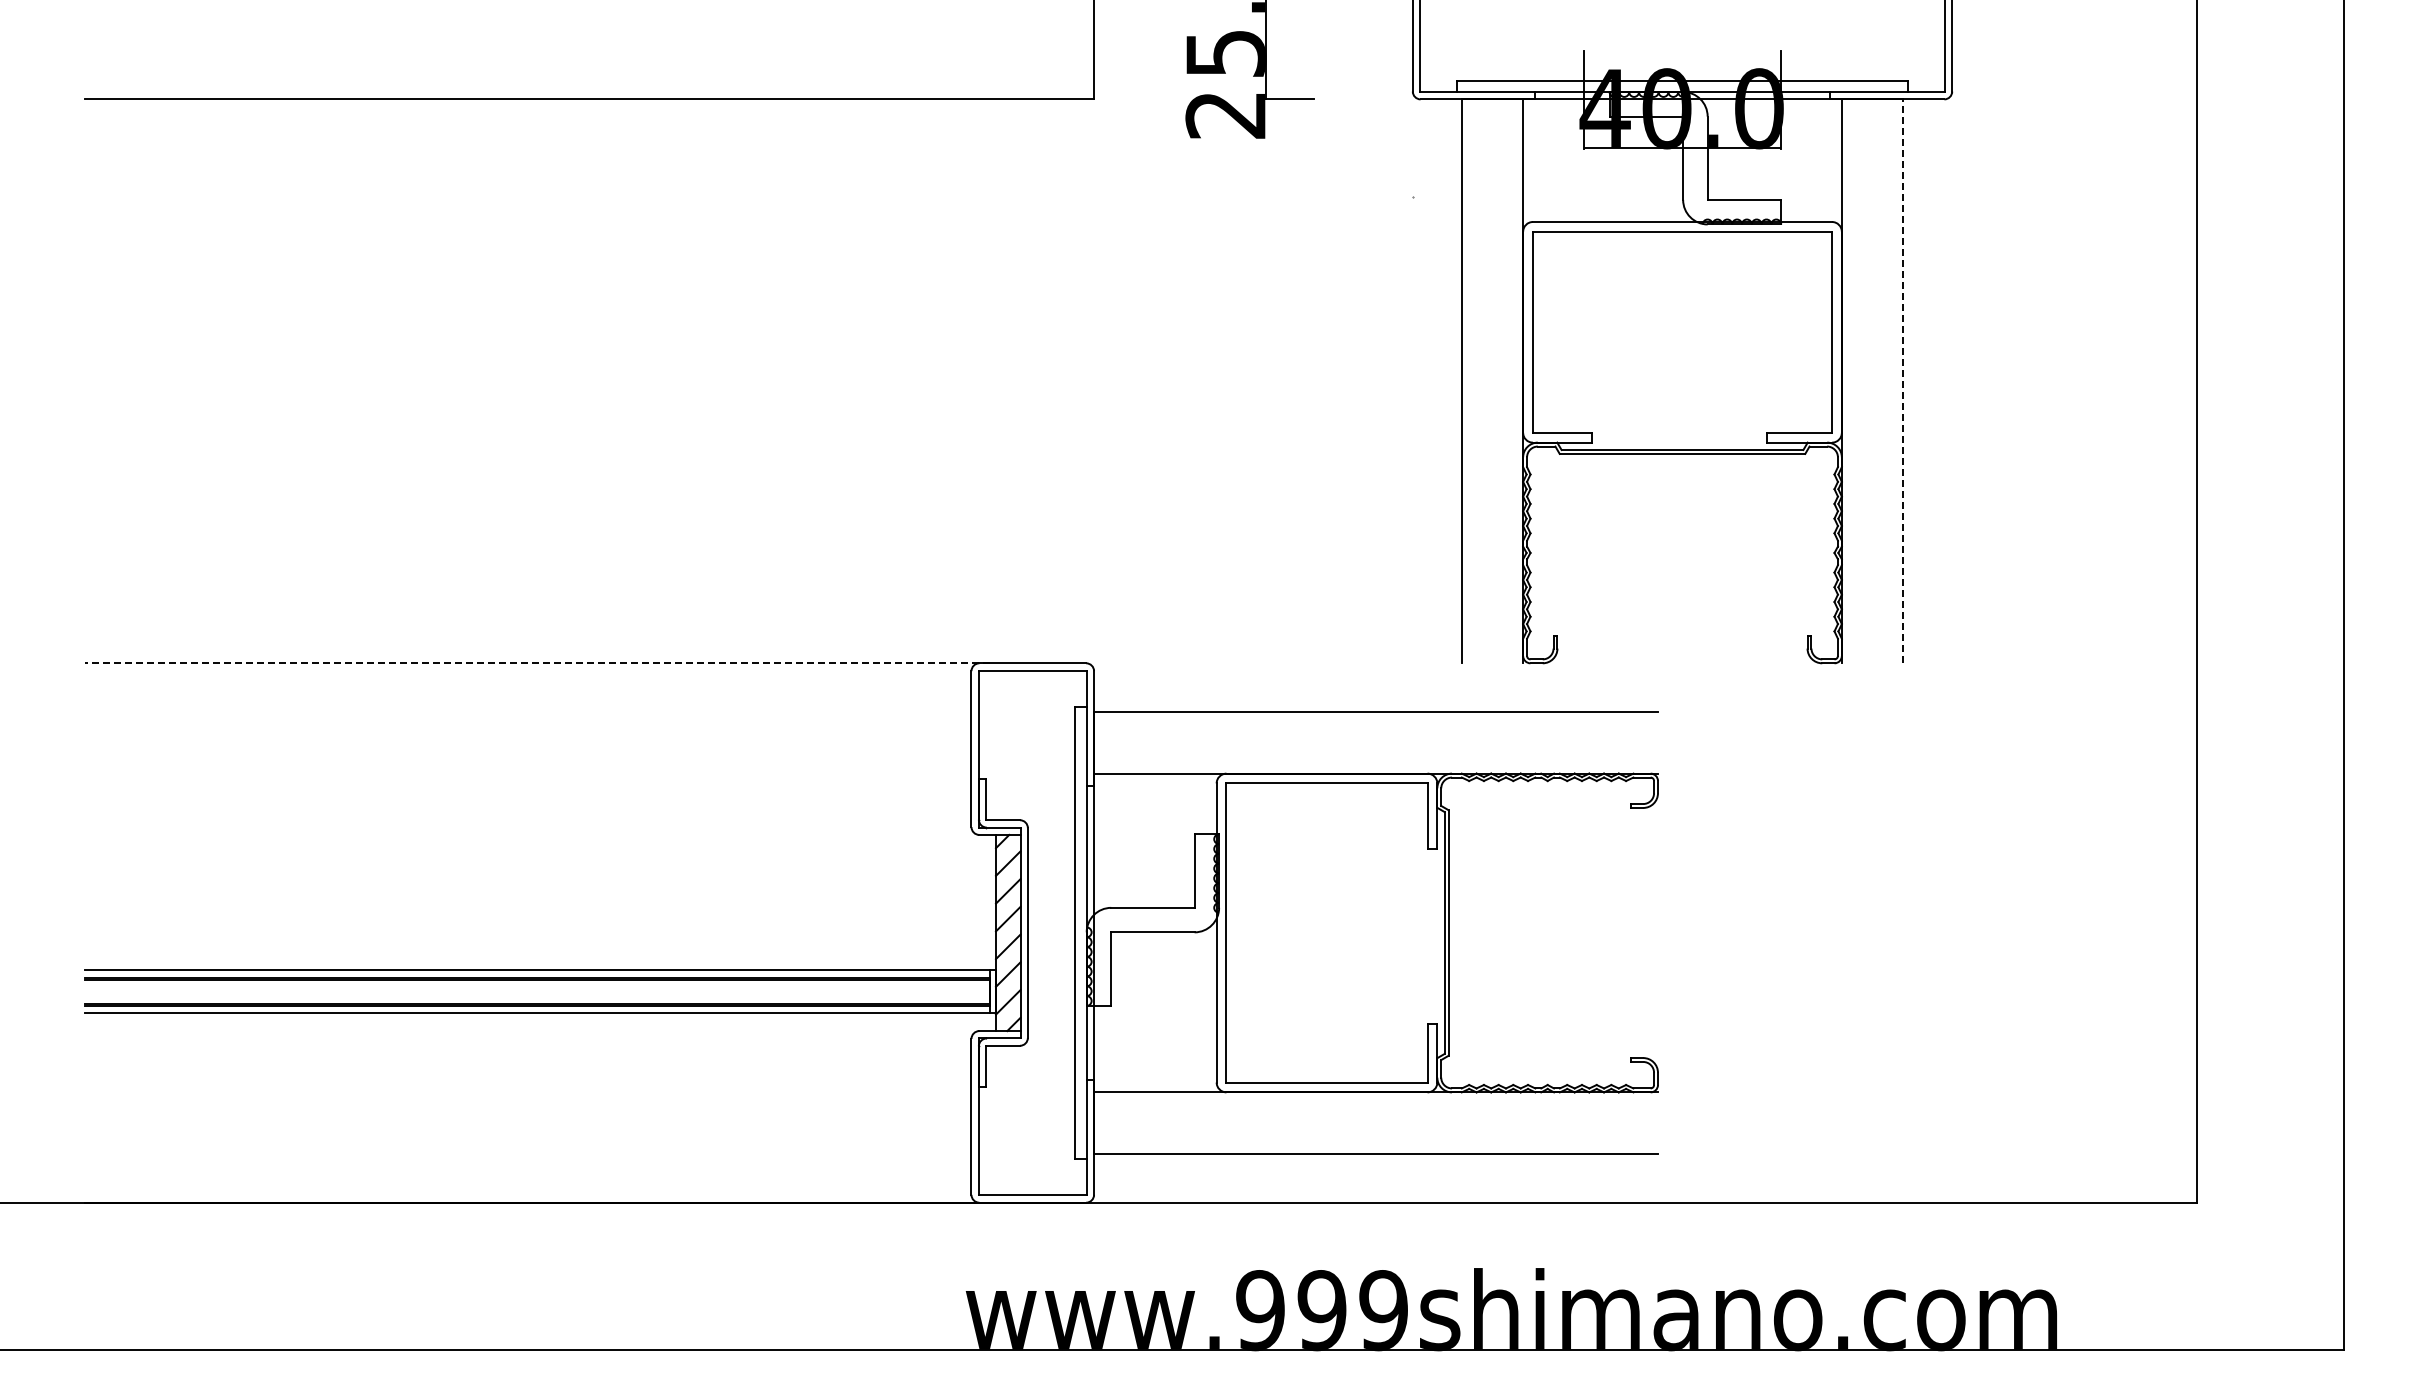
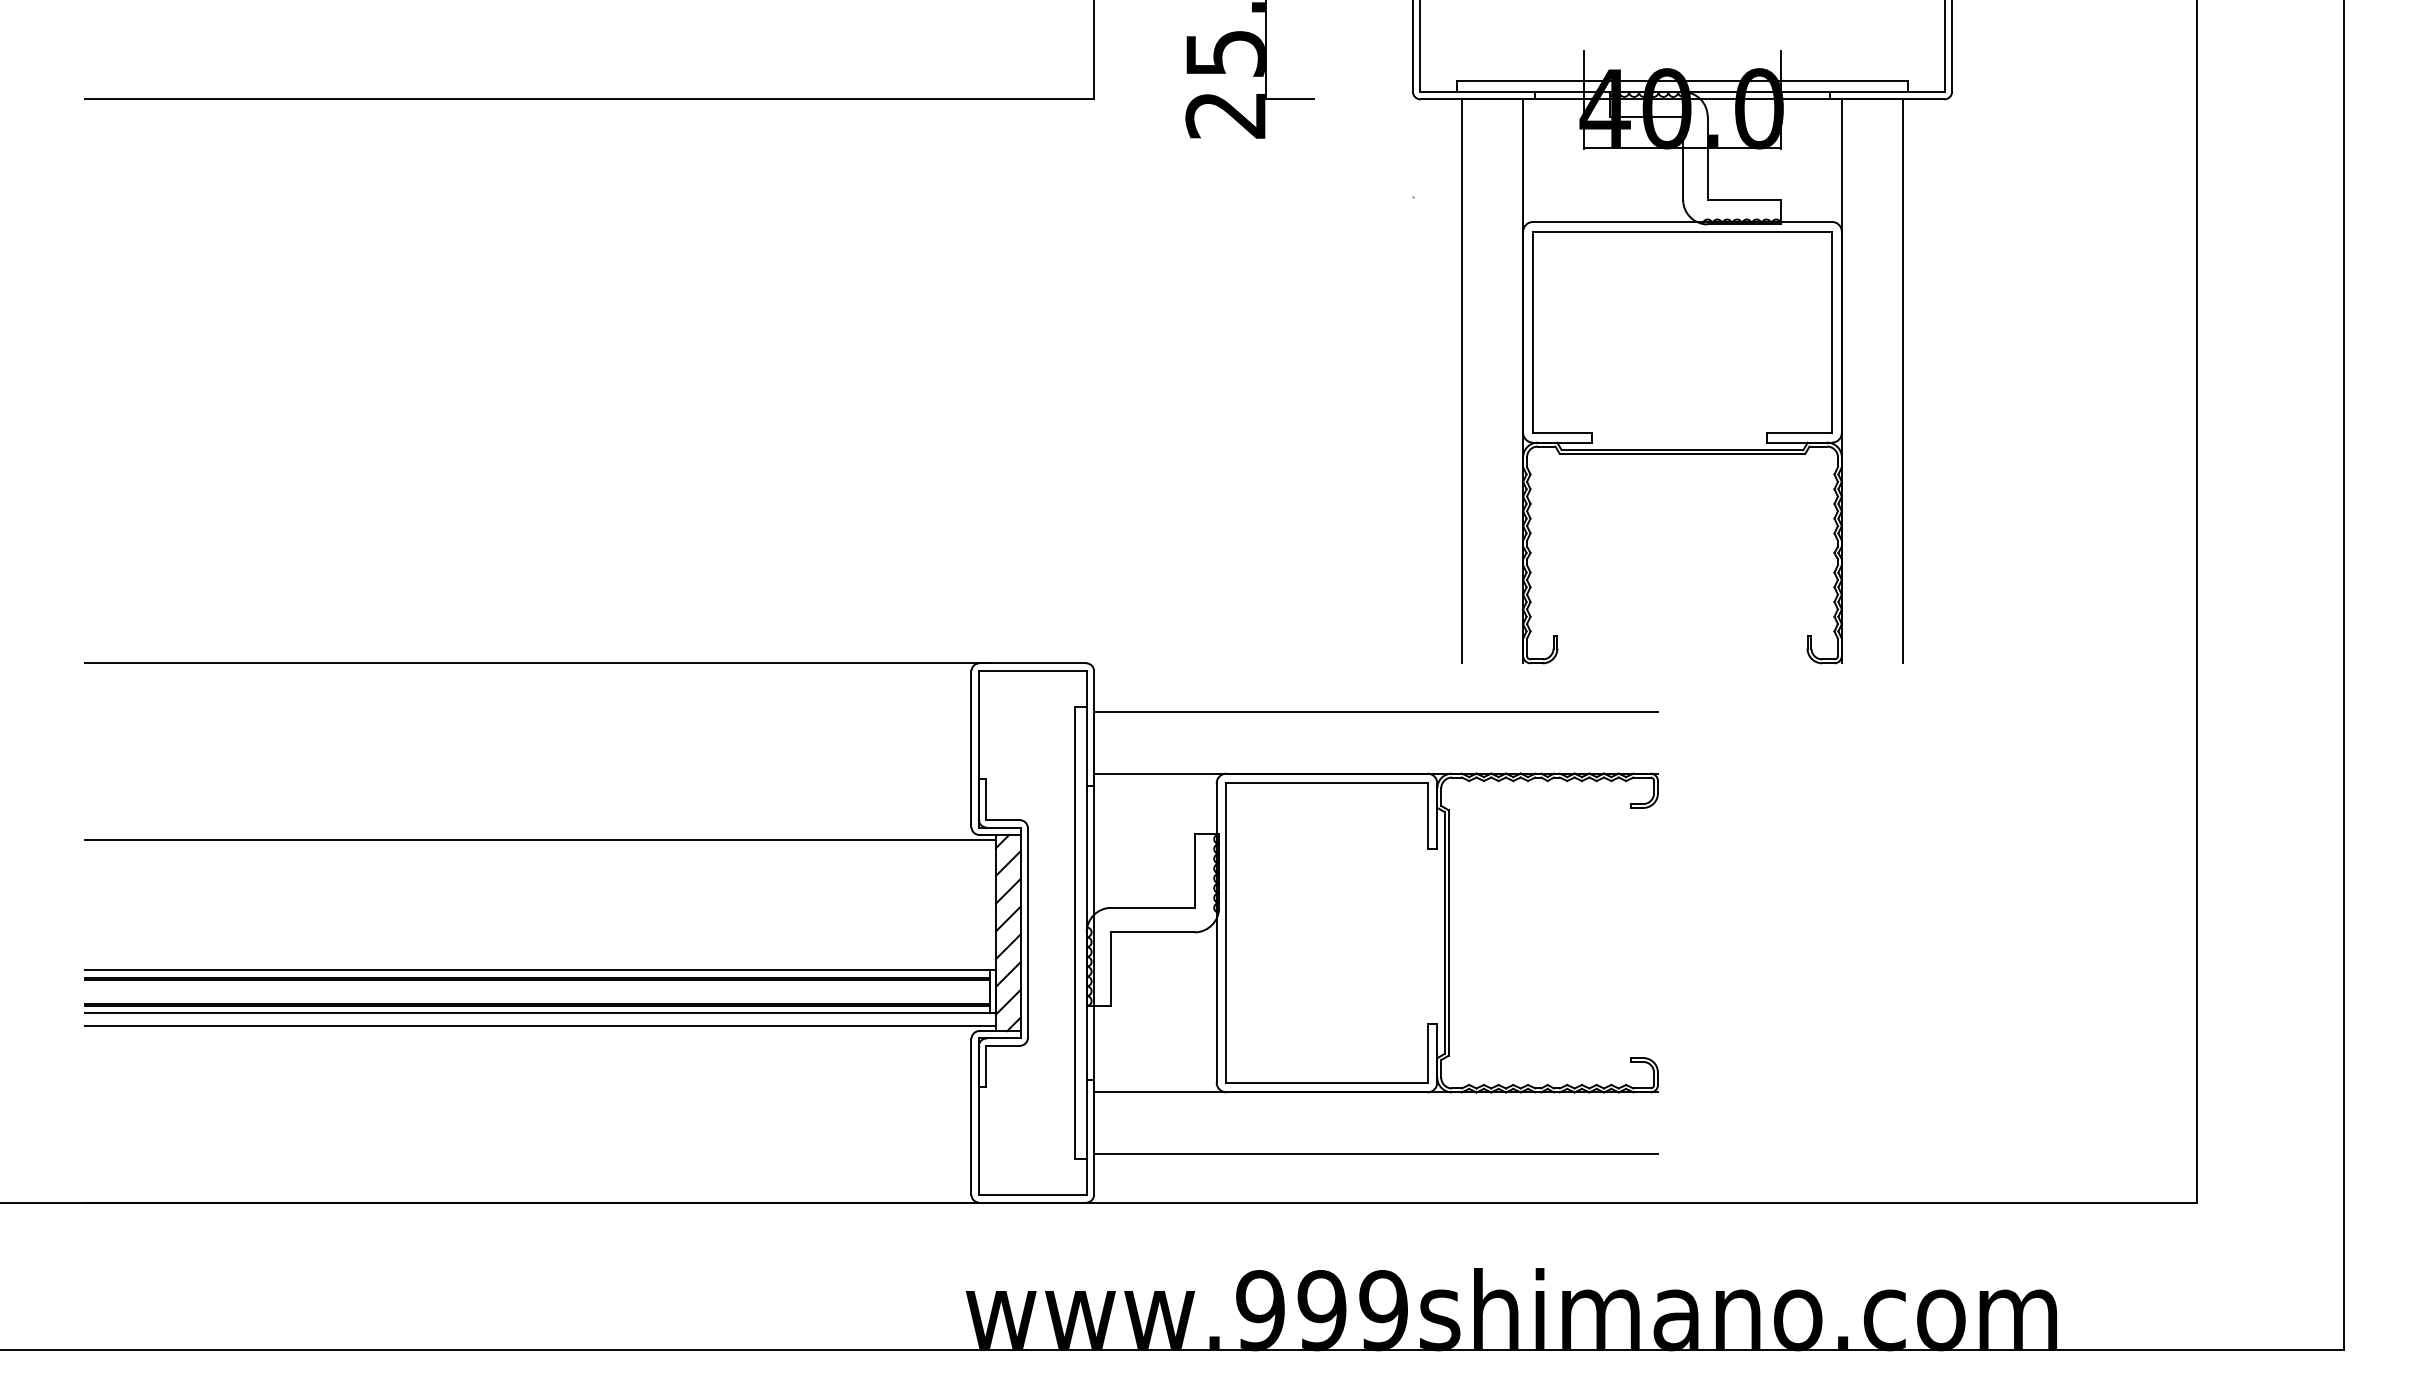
line: dashed -> solid (1903, 381)
line: dashed -> solid (537, 663)
line: none -> present (540, 839)
line: none -> present (540, 1026)
